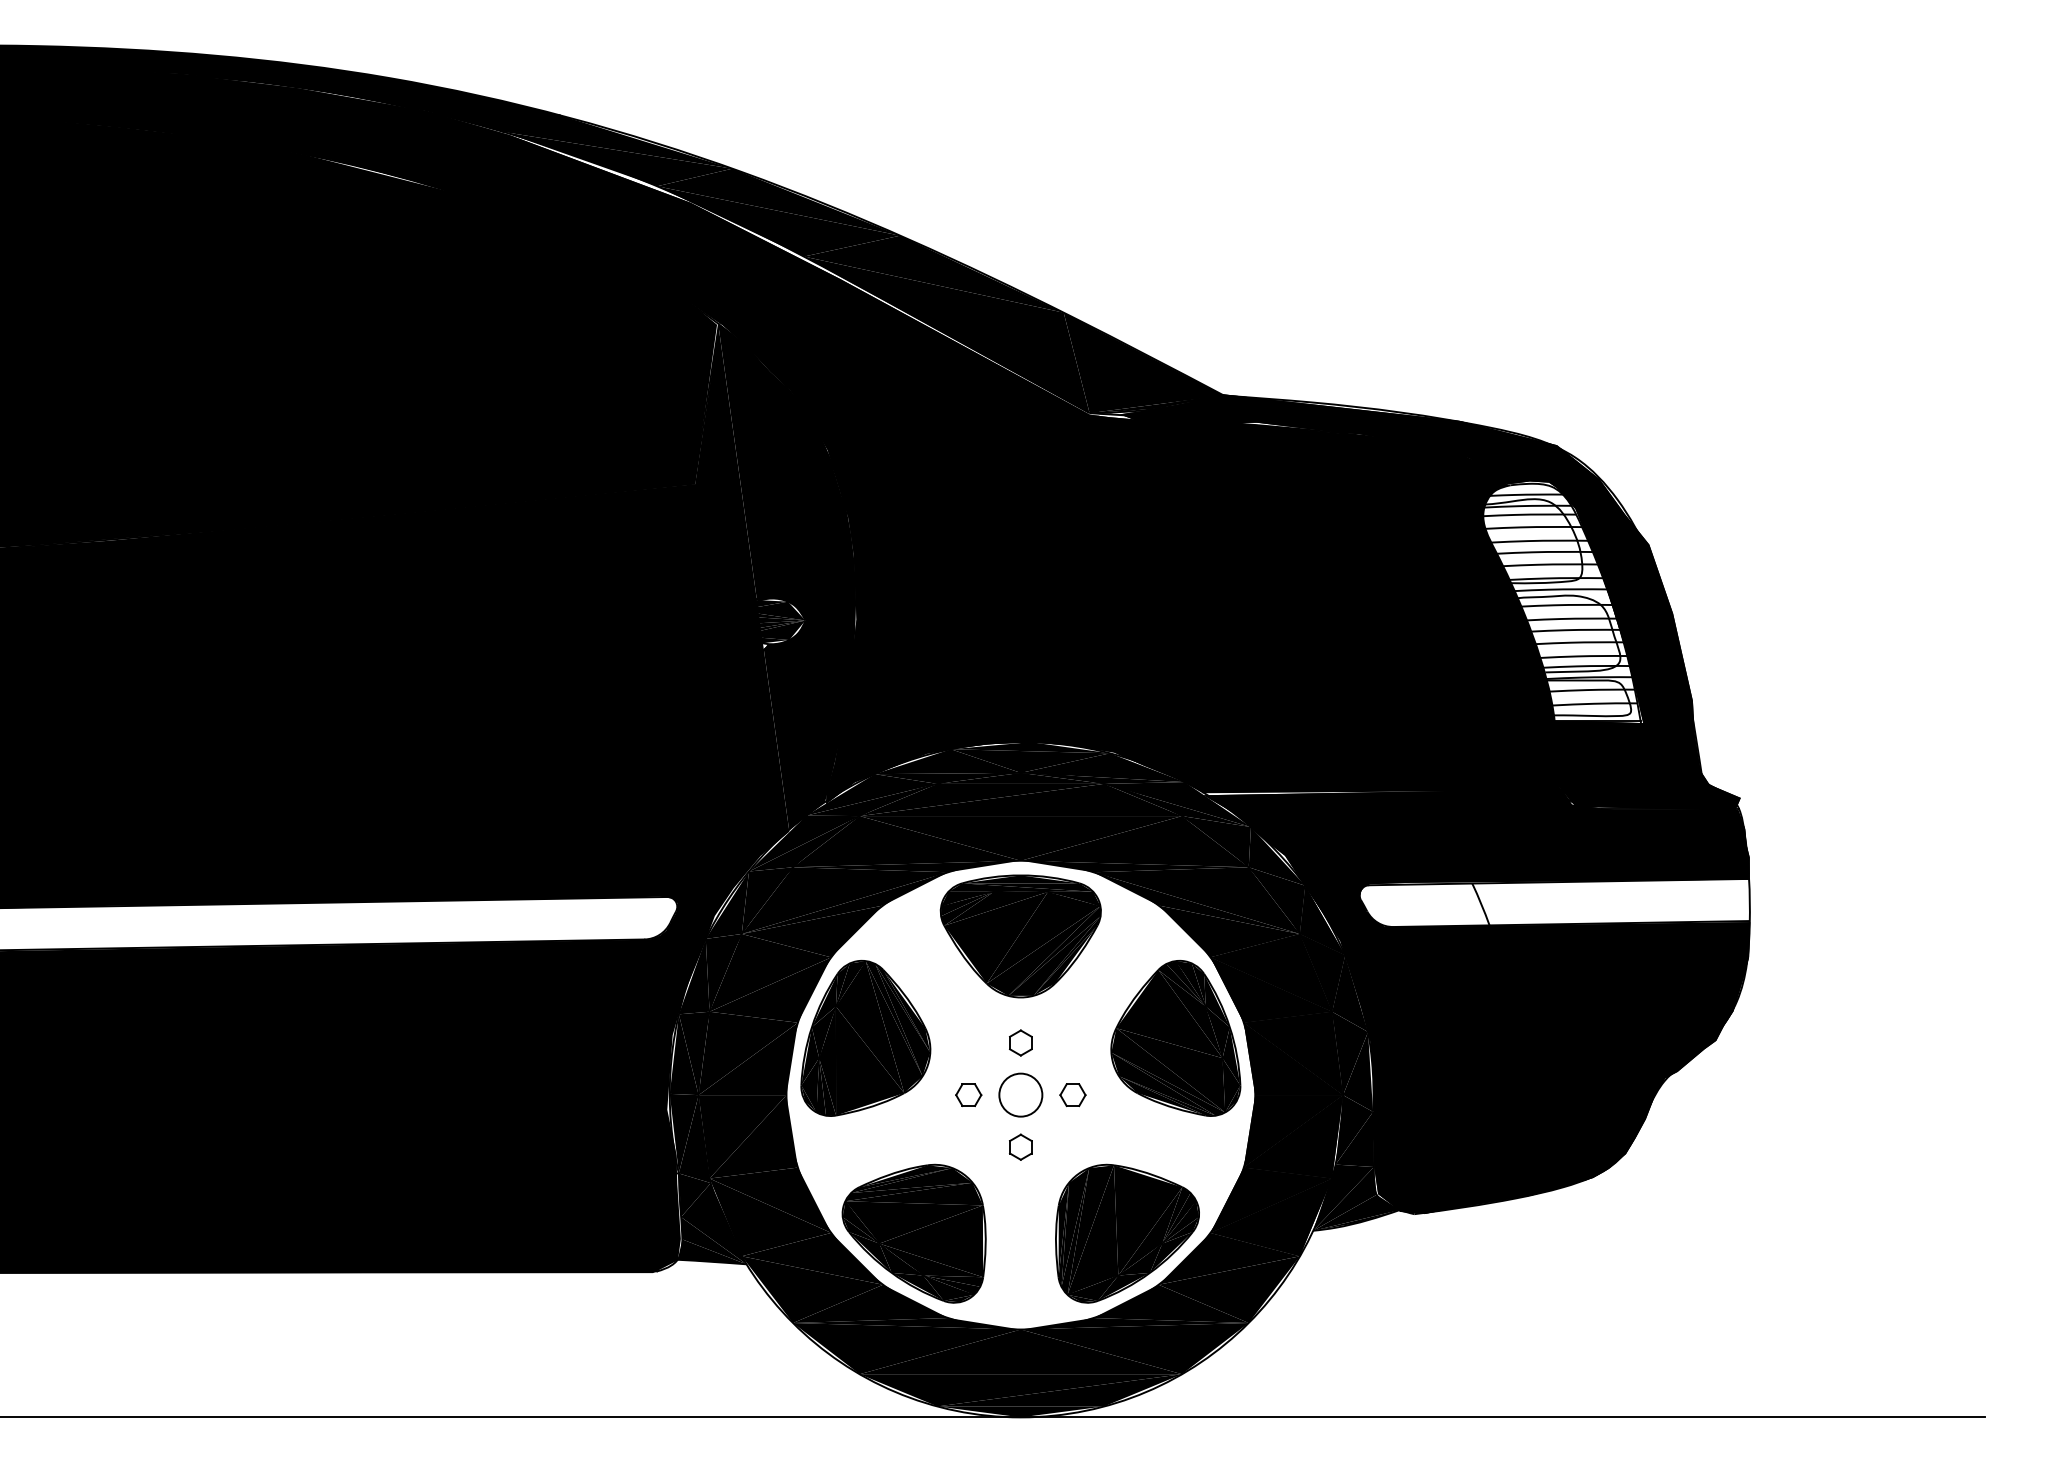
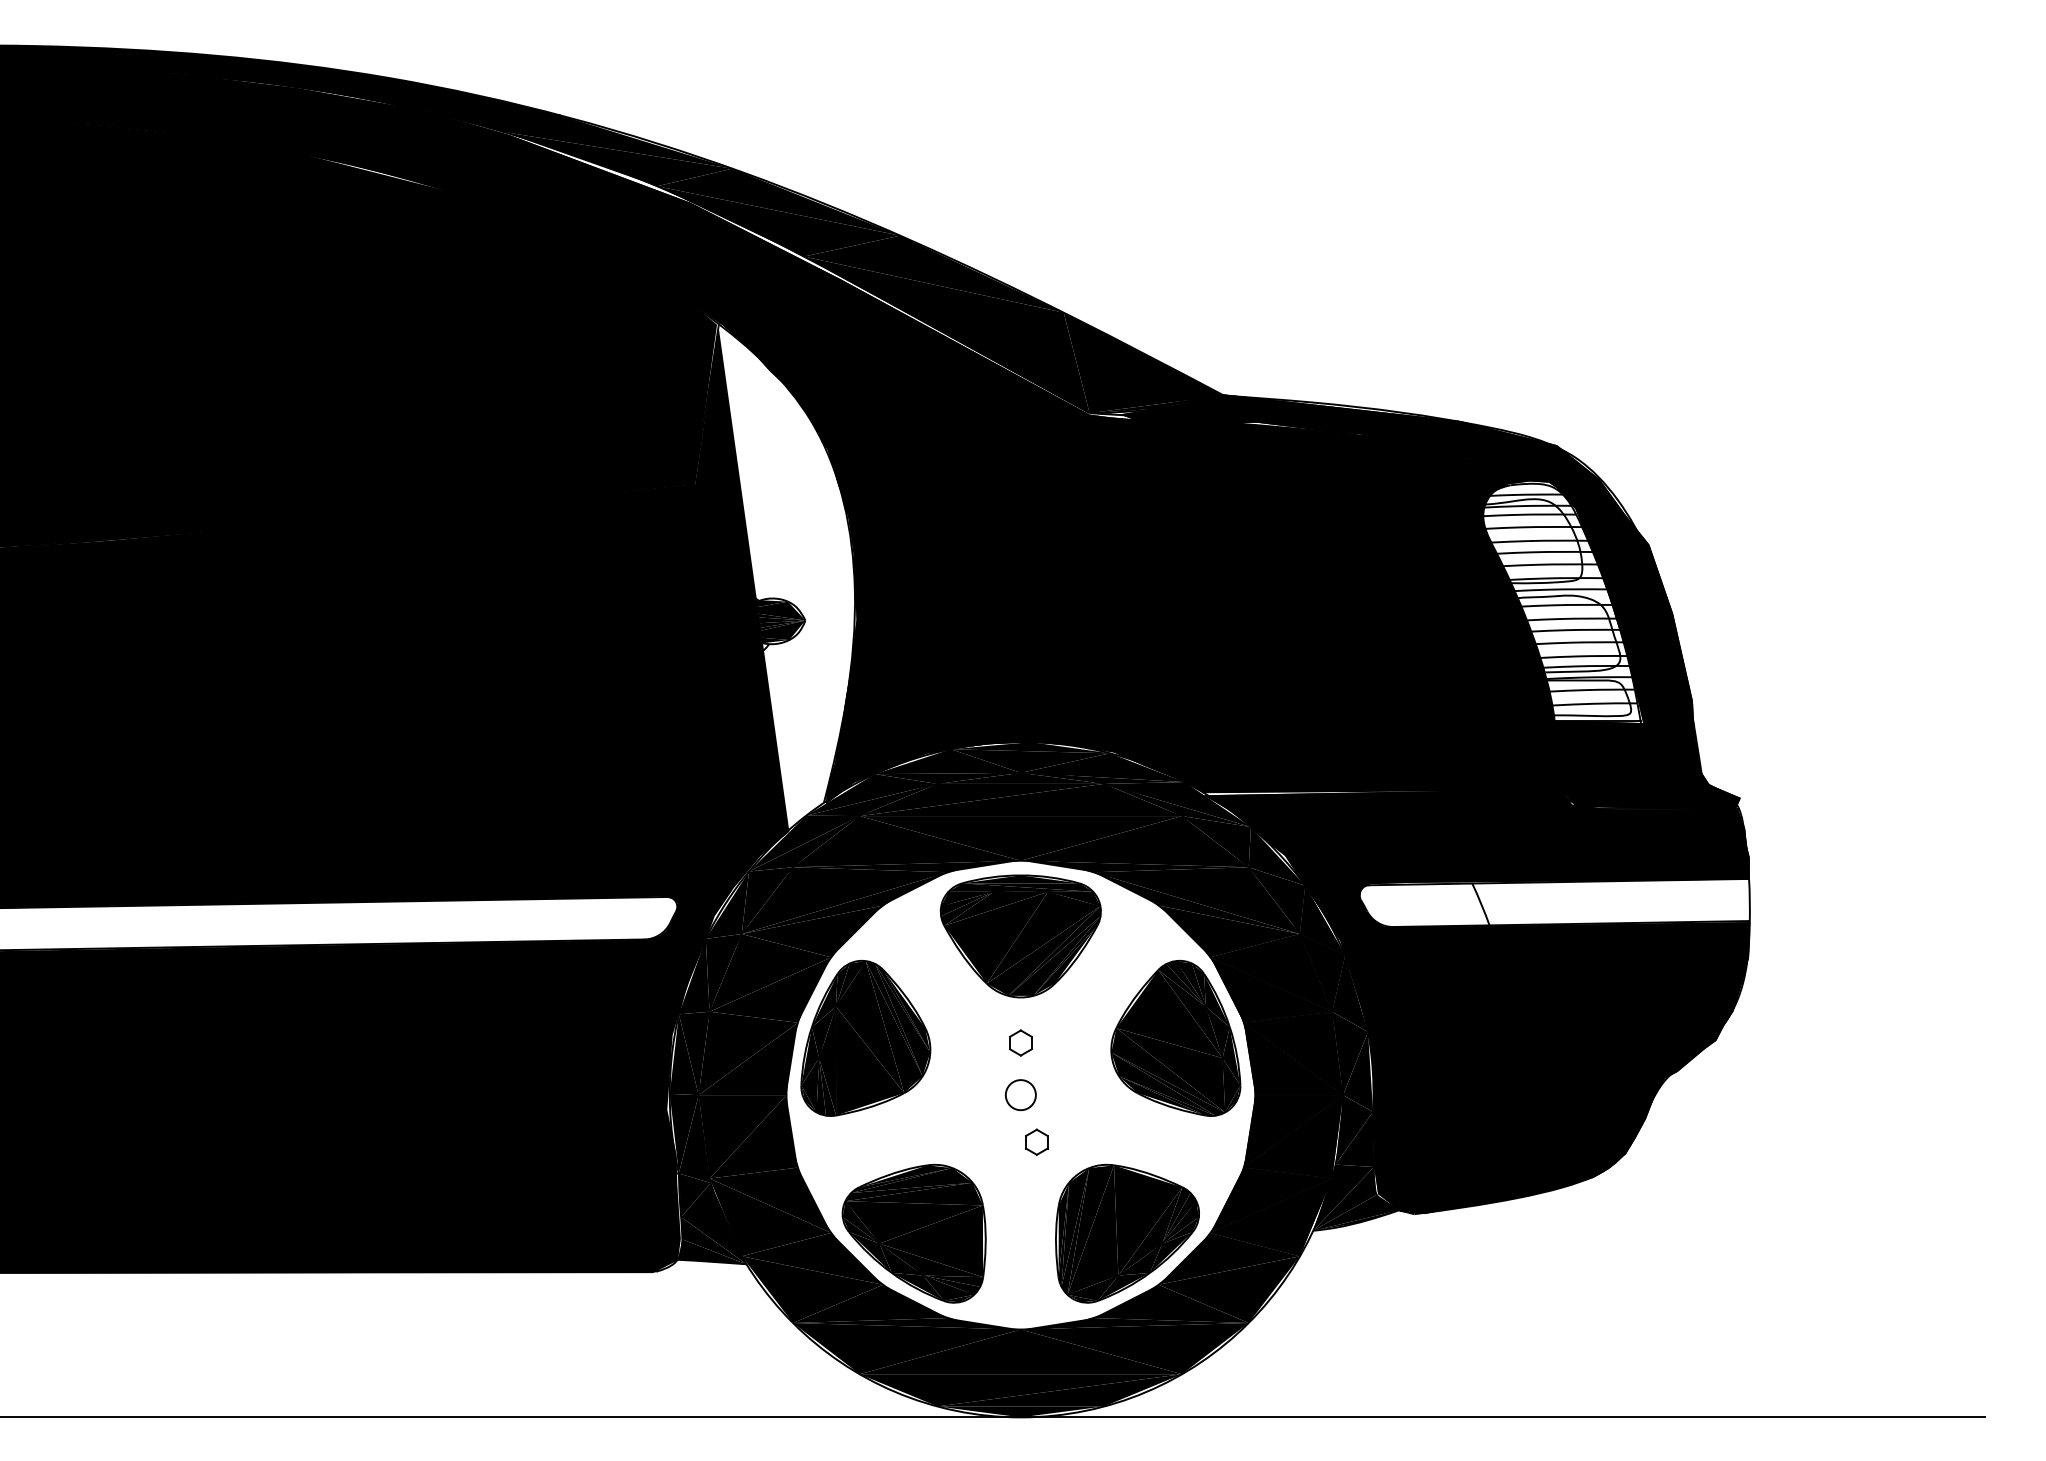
fill: present -> none (786, 576)
part: present -> none (968, 1094)
circle diameter: 43 px -> 30 px (1020, 1095)
part: present -> none (1072, 1095)
part position: (1020, 1146) -> (1036, 1141) (1036, 1141)
